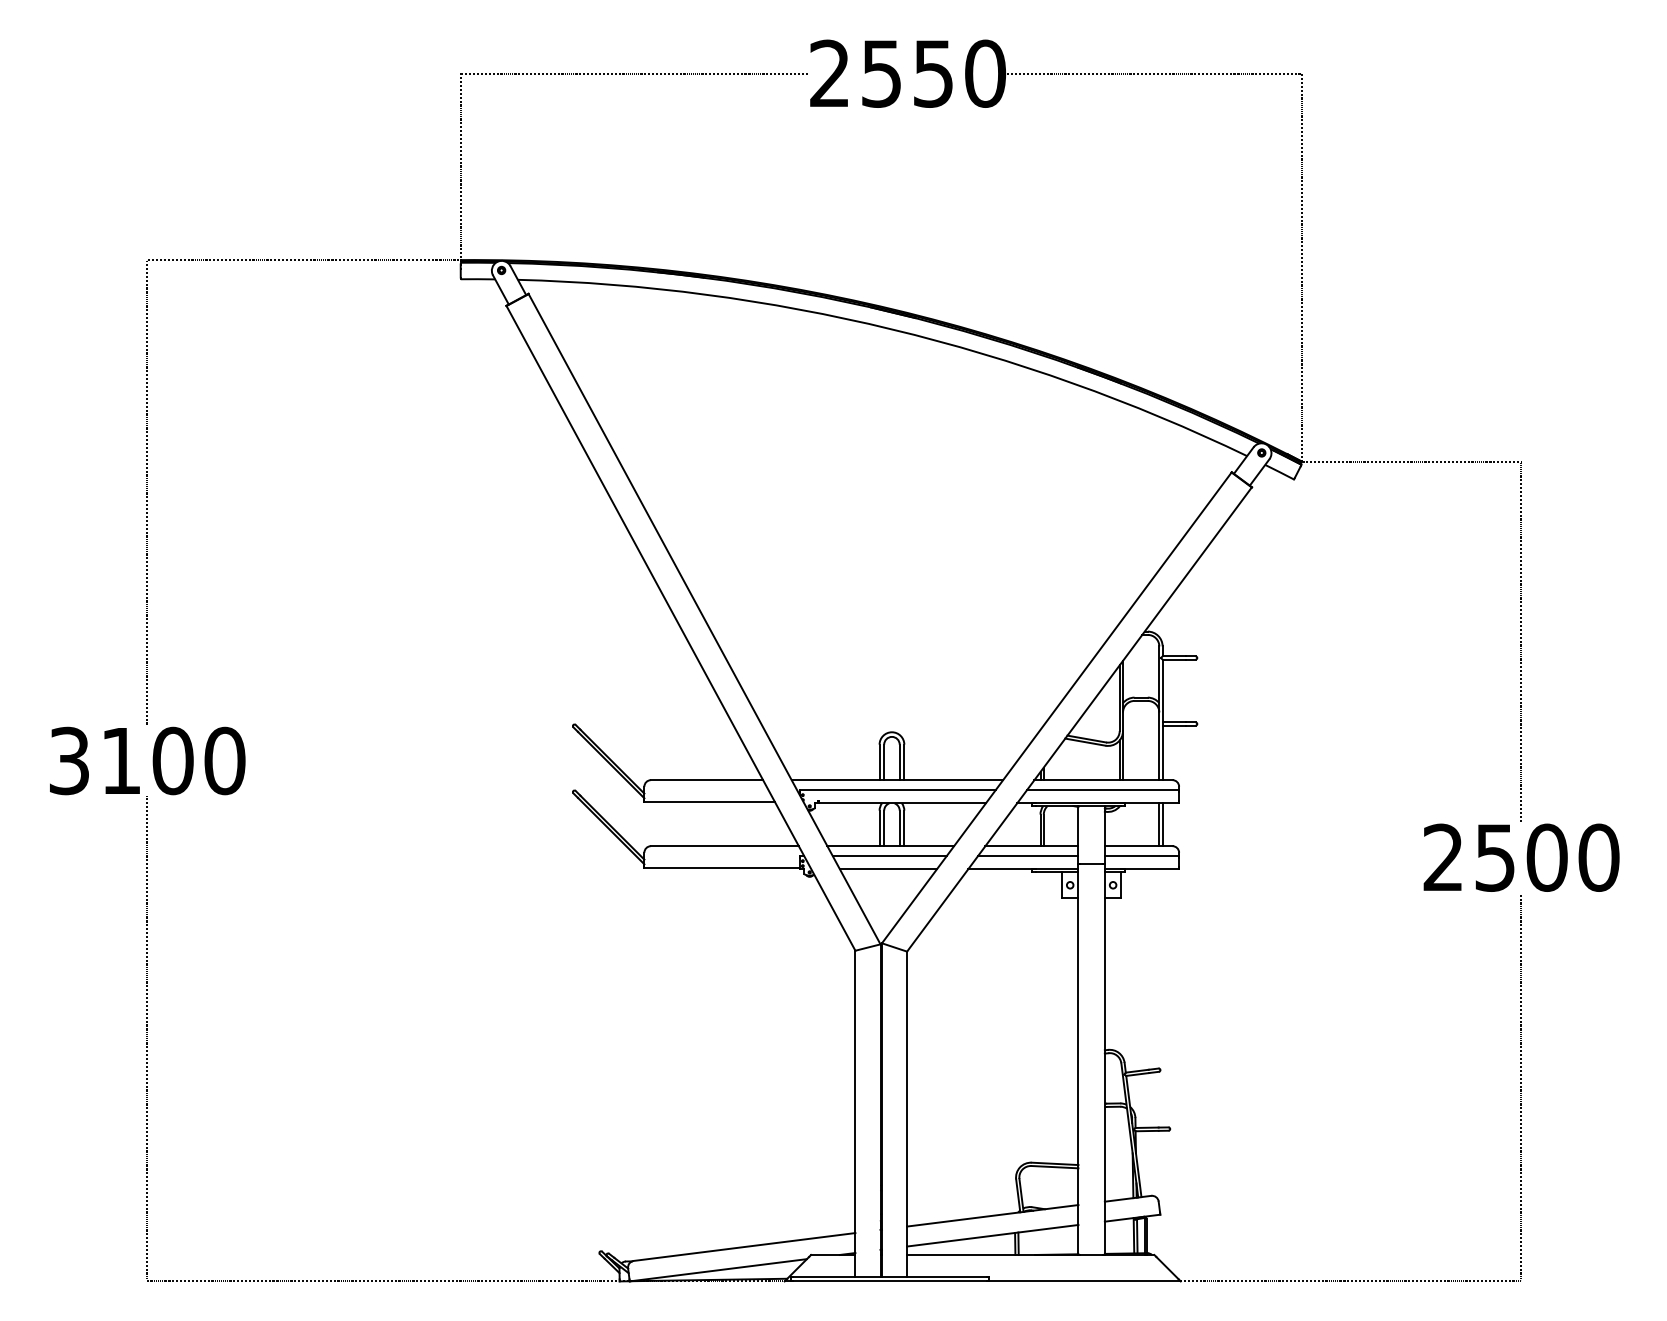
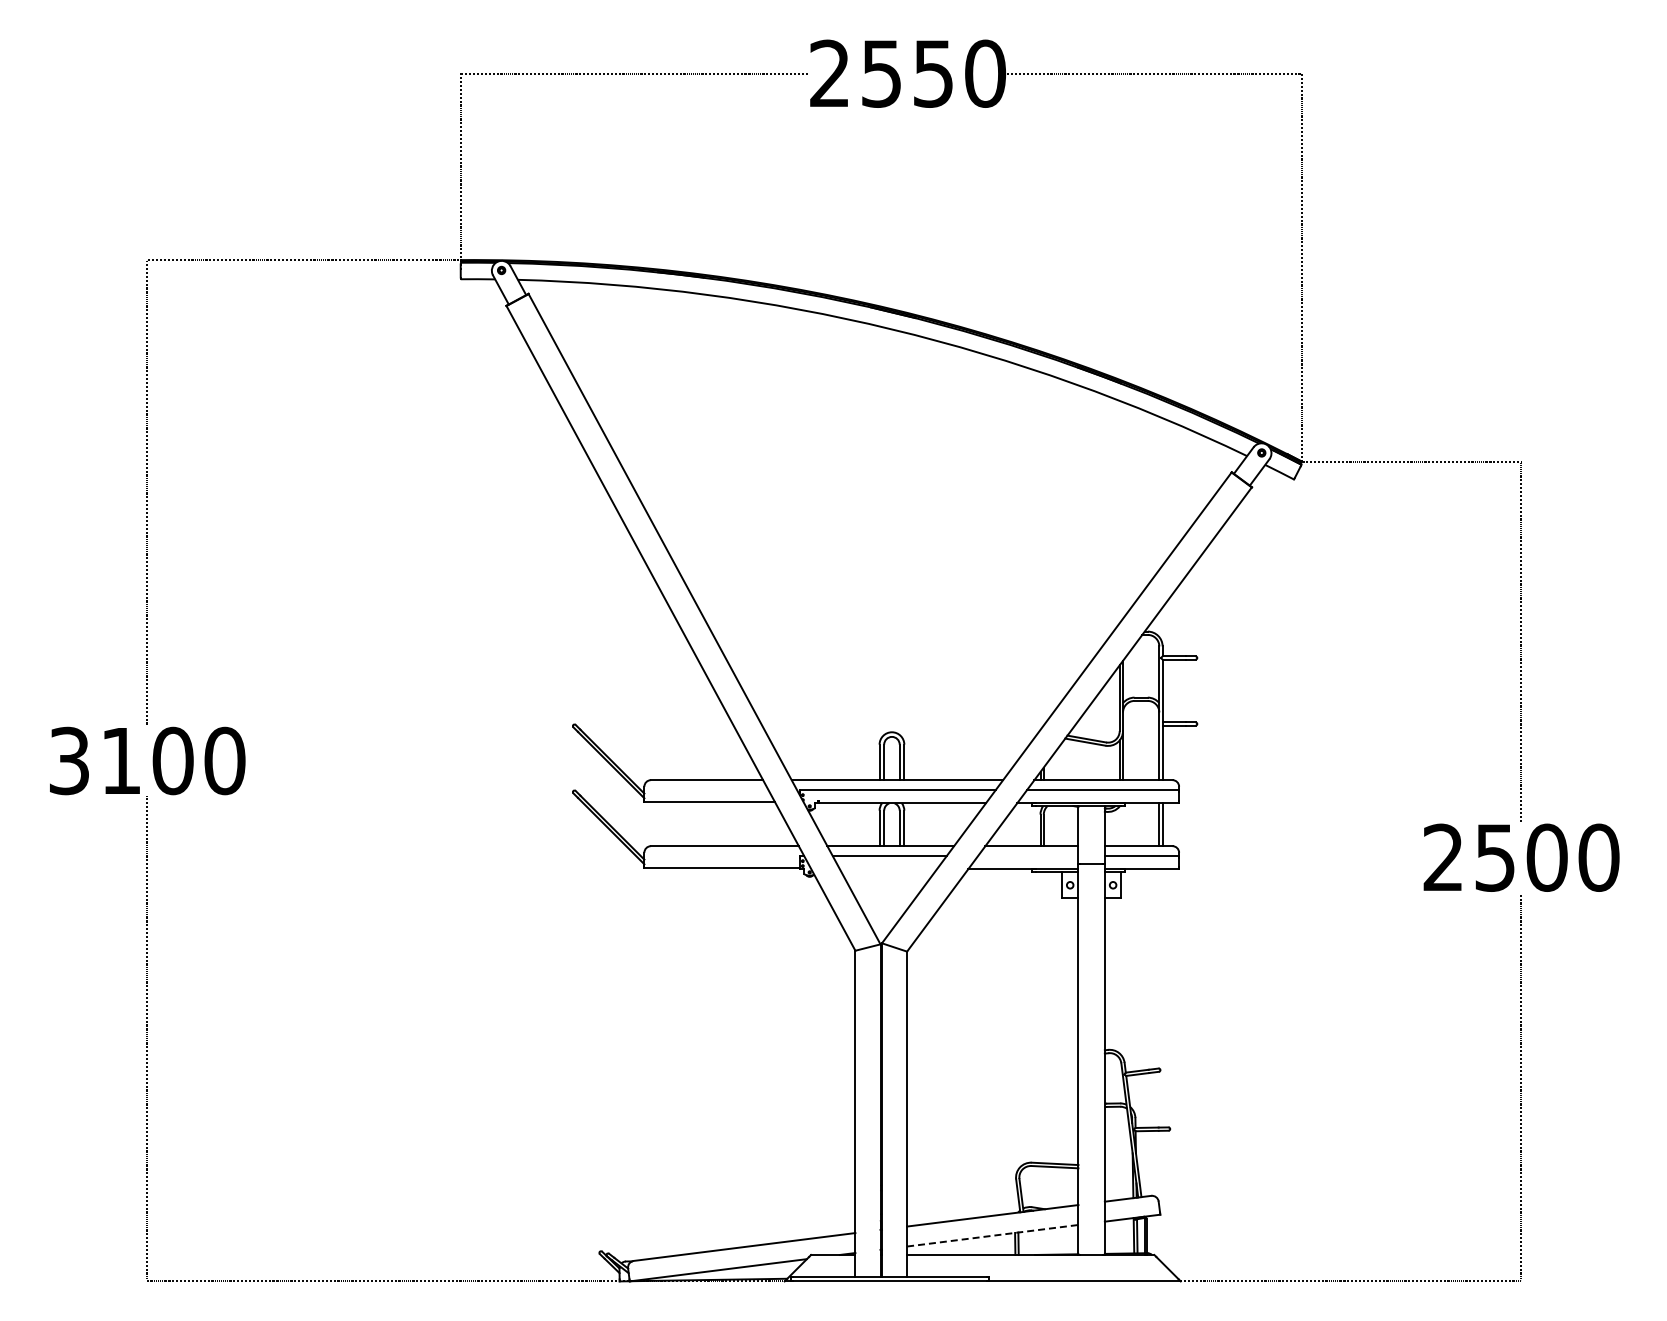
line: present -> none (1027, 856)
line: present -> none (888, 869)
line: solid -> dashed (993, 1235)
